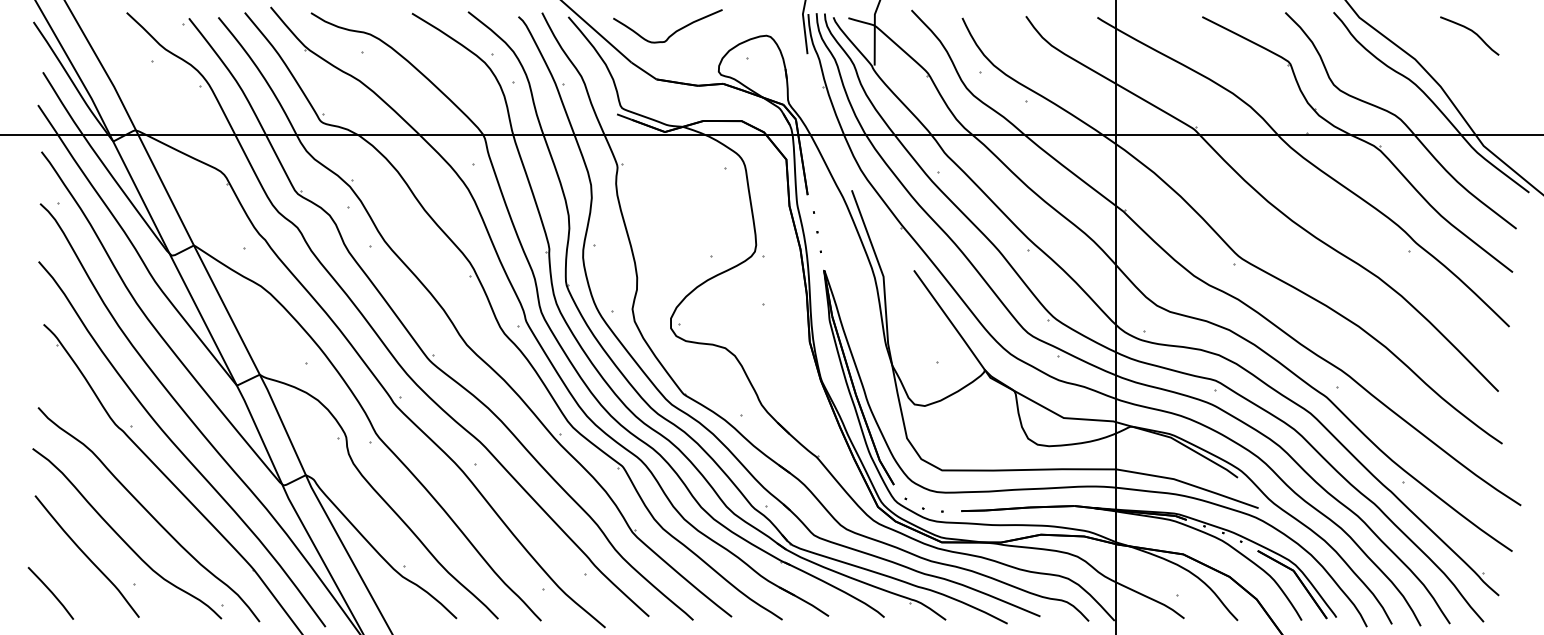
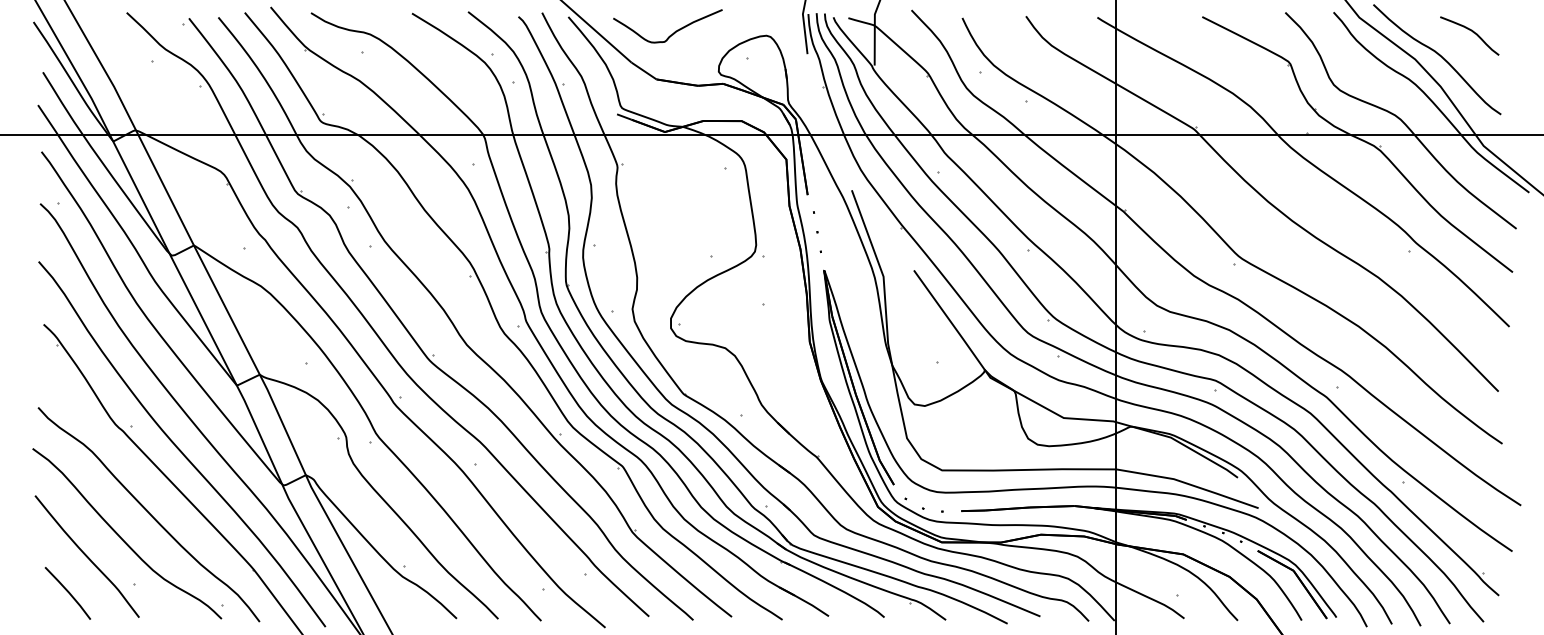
curve: none -> present (1439, 56)
line position: (50, 592) -> (67, 592) (67, 592)
